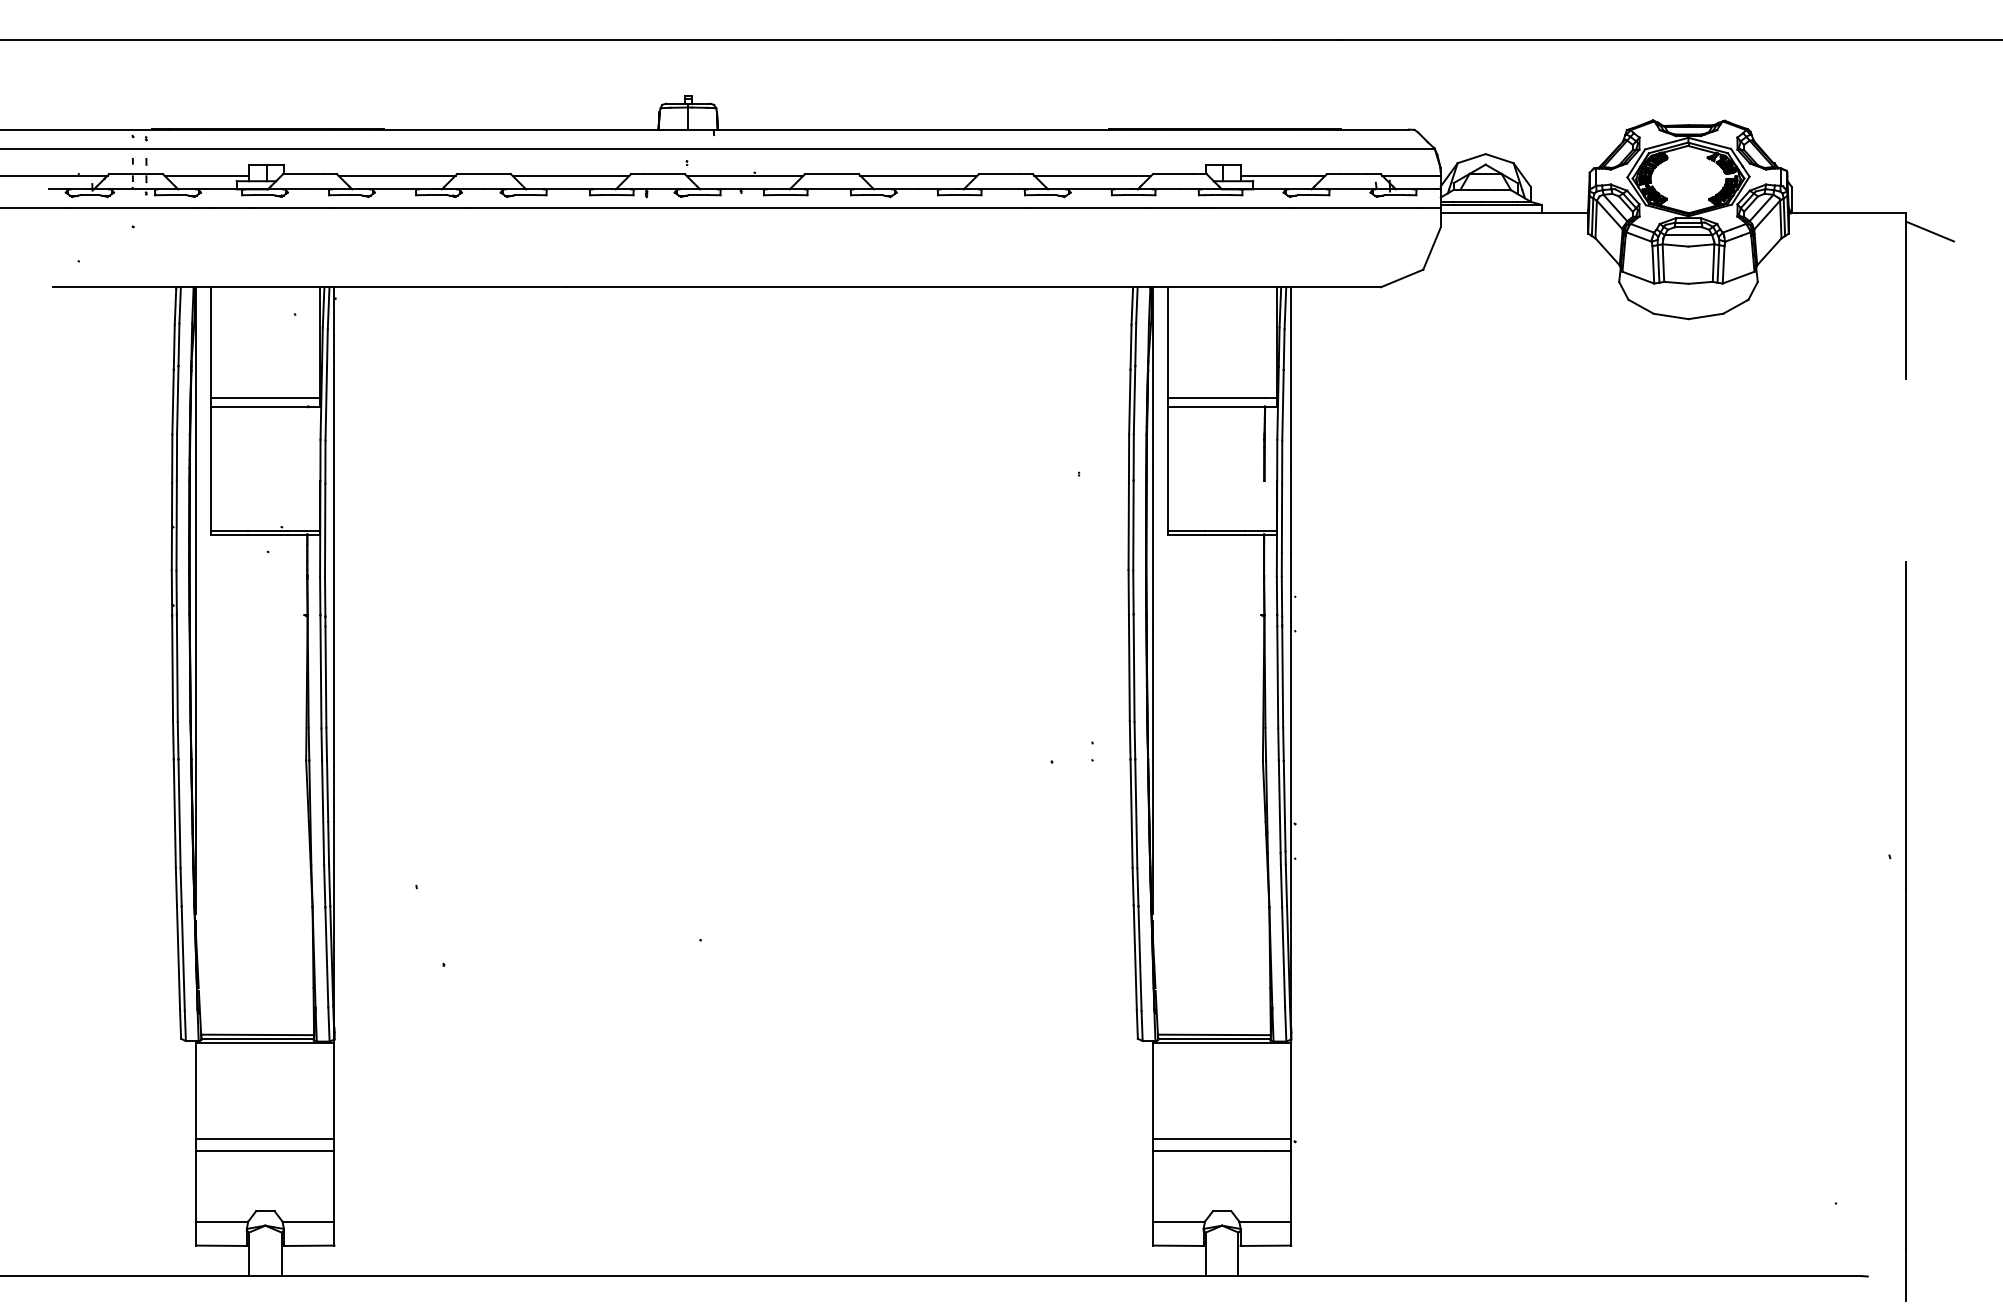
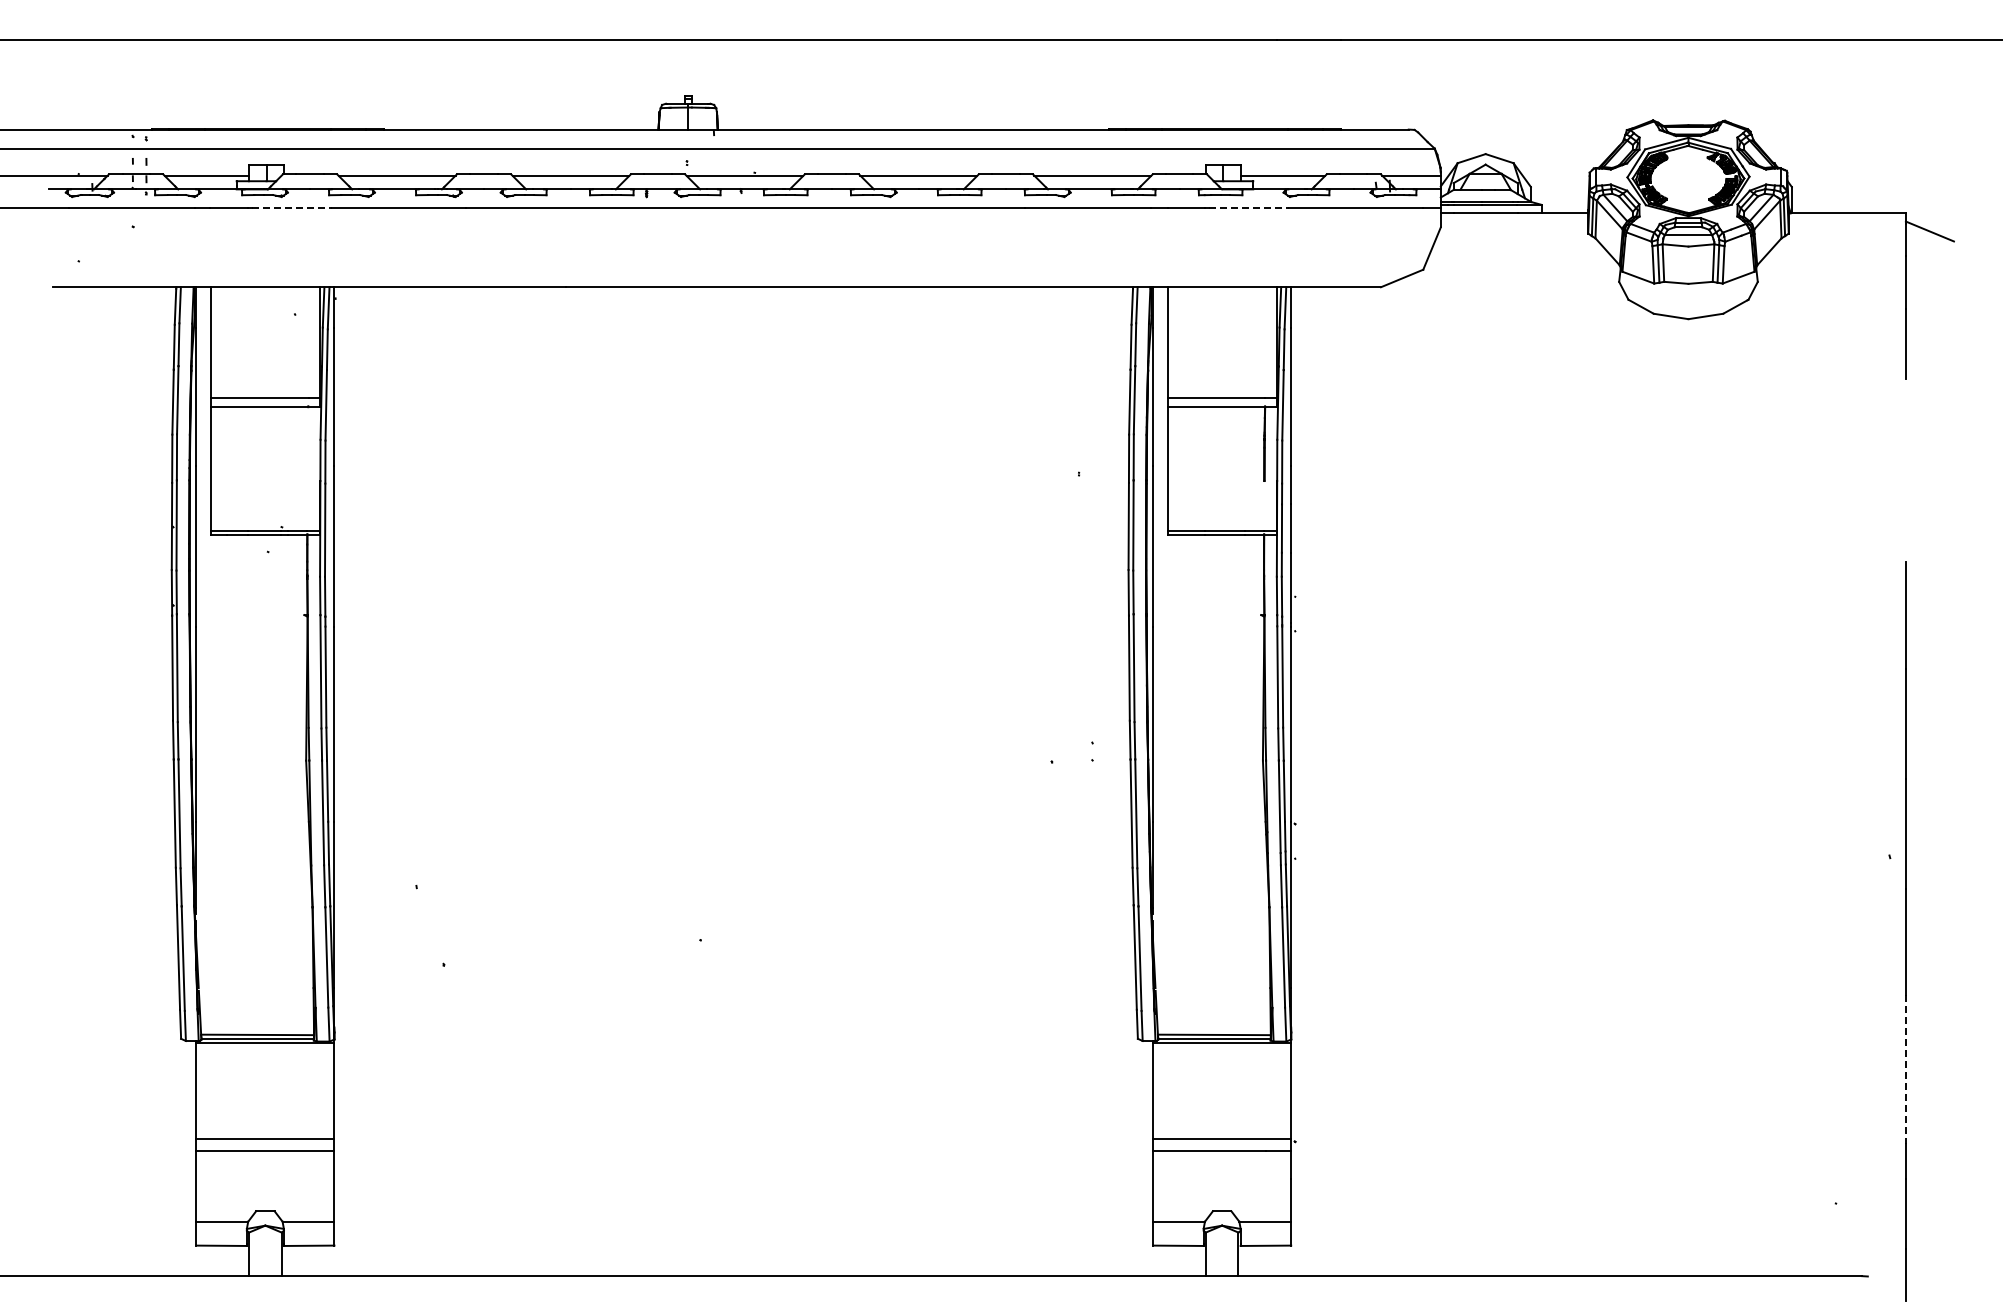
line: solid -> dashed (292, 208)
line: solid -> dashed (1249, 208)
line: solid -> dashed (1905, 1069)
